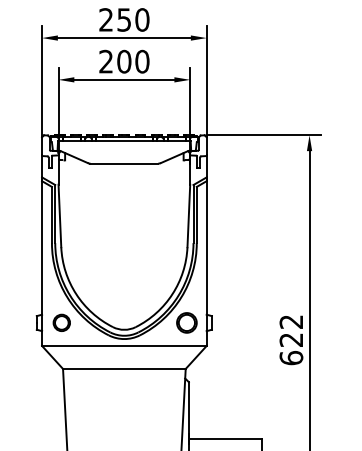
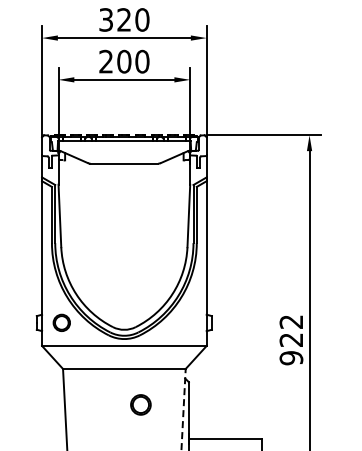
text: 250 -> 320 (114, 19)
circle position: (186, 322) -> (140, 404) (140, 404)
text: 622 -> 922 (291, 358)
line: solid -> dashed (183, 409)
